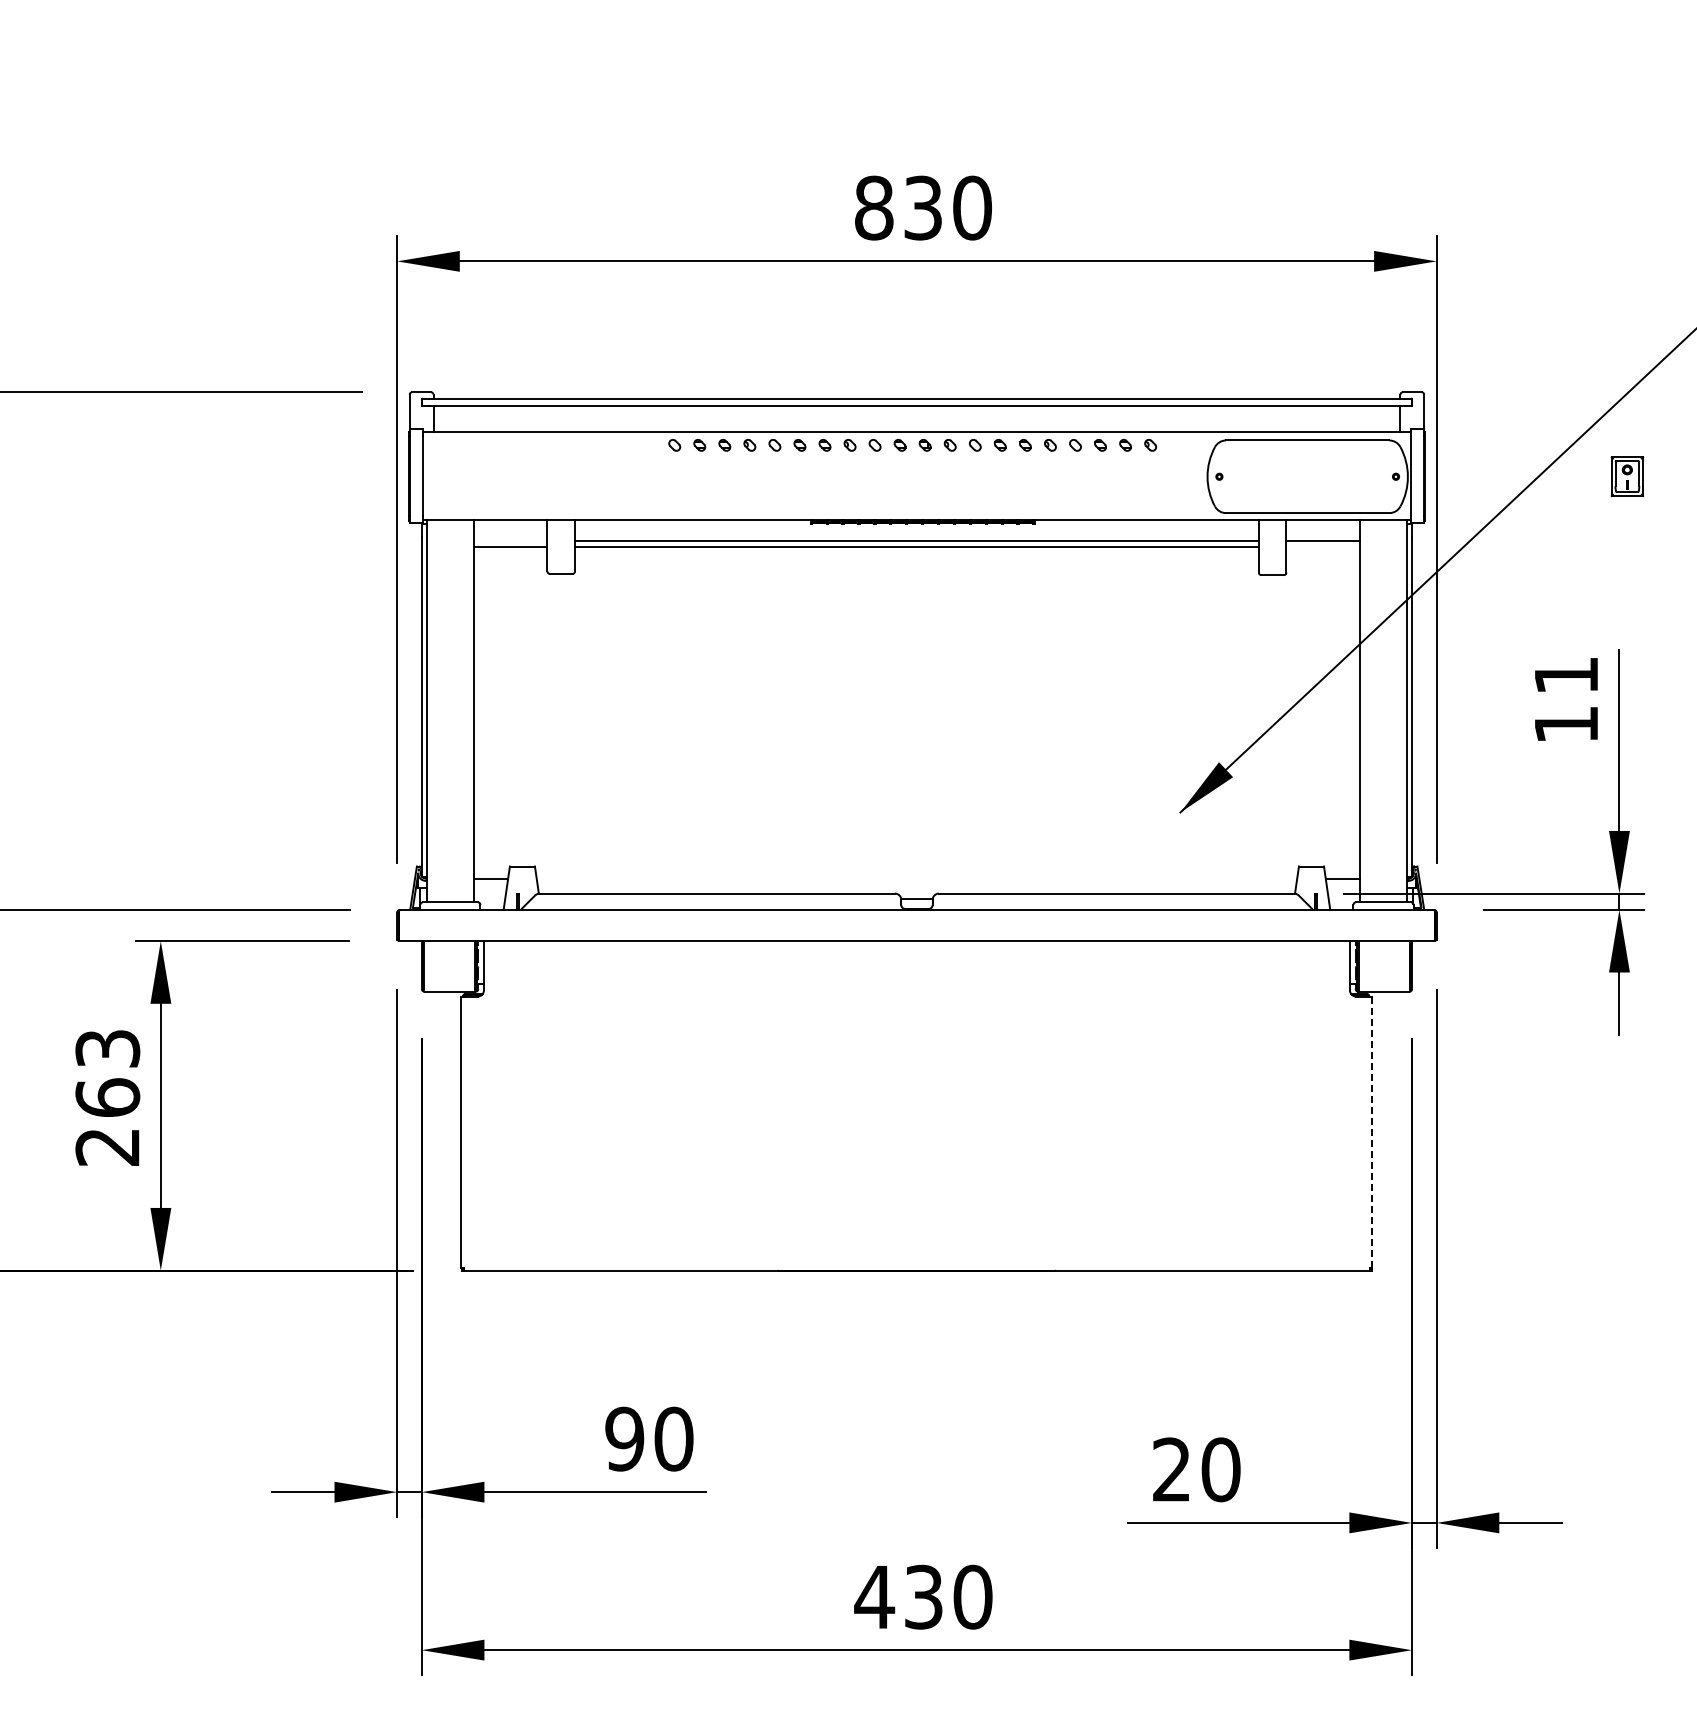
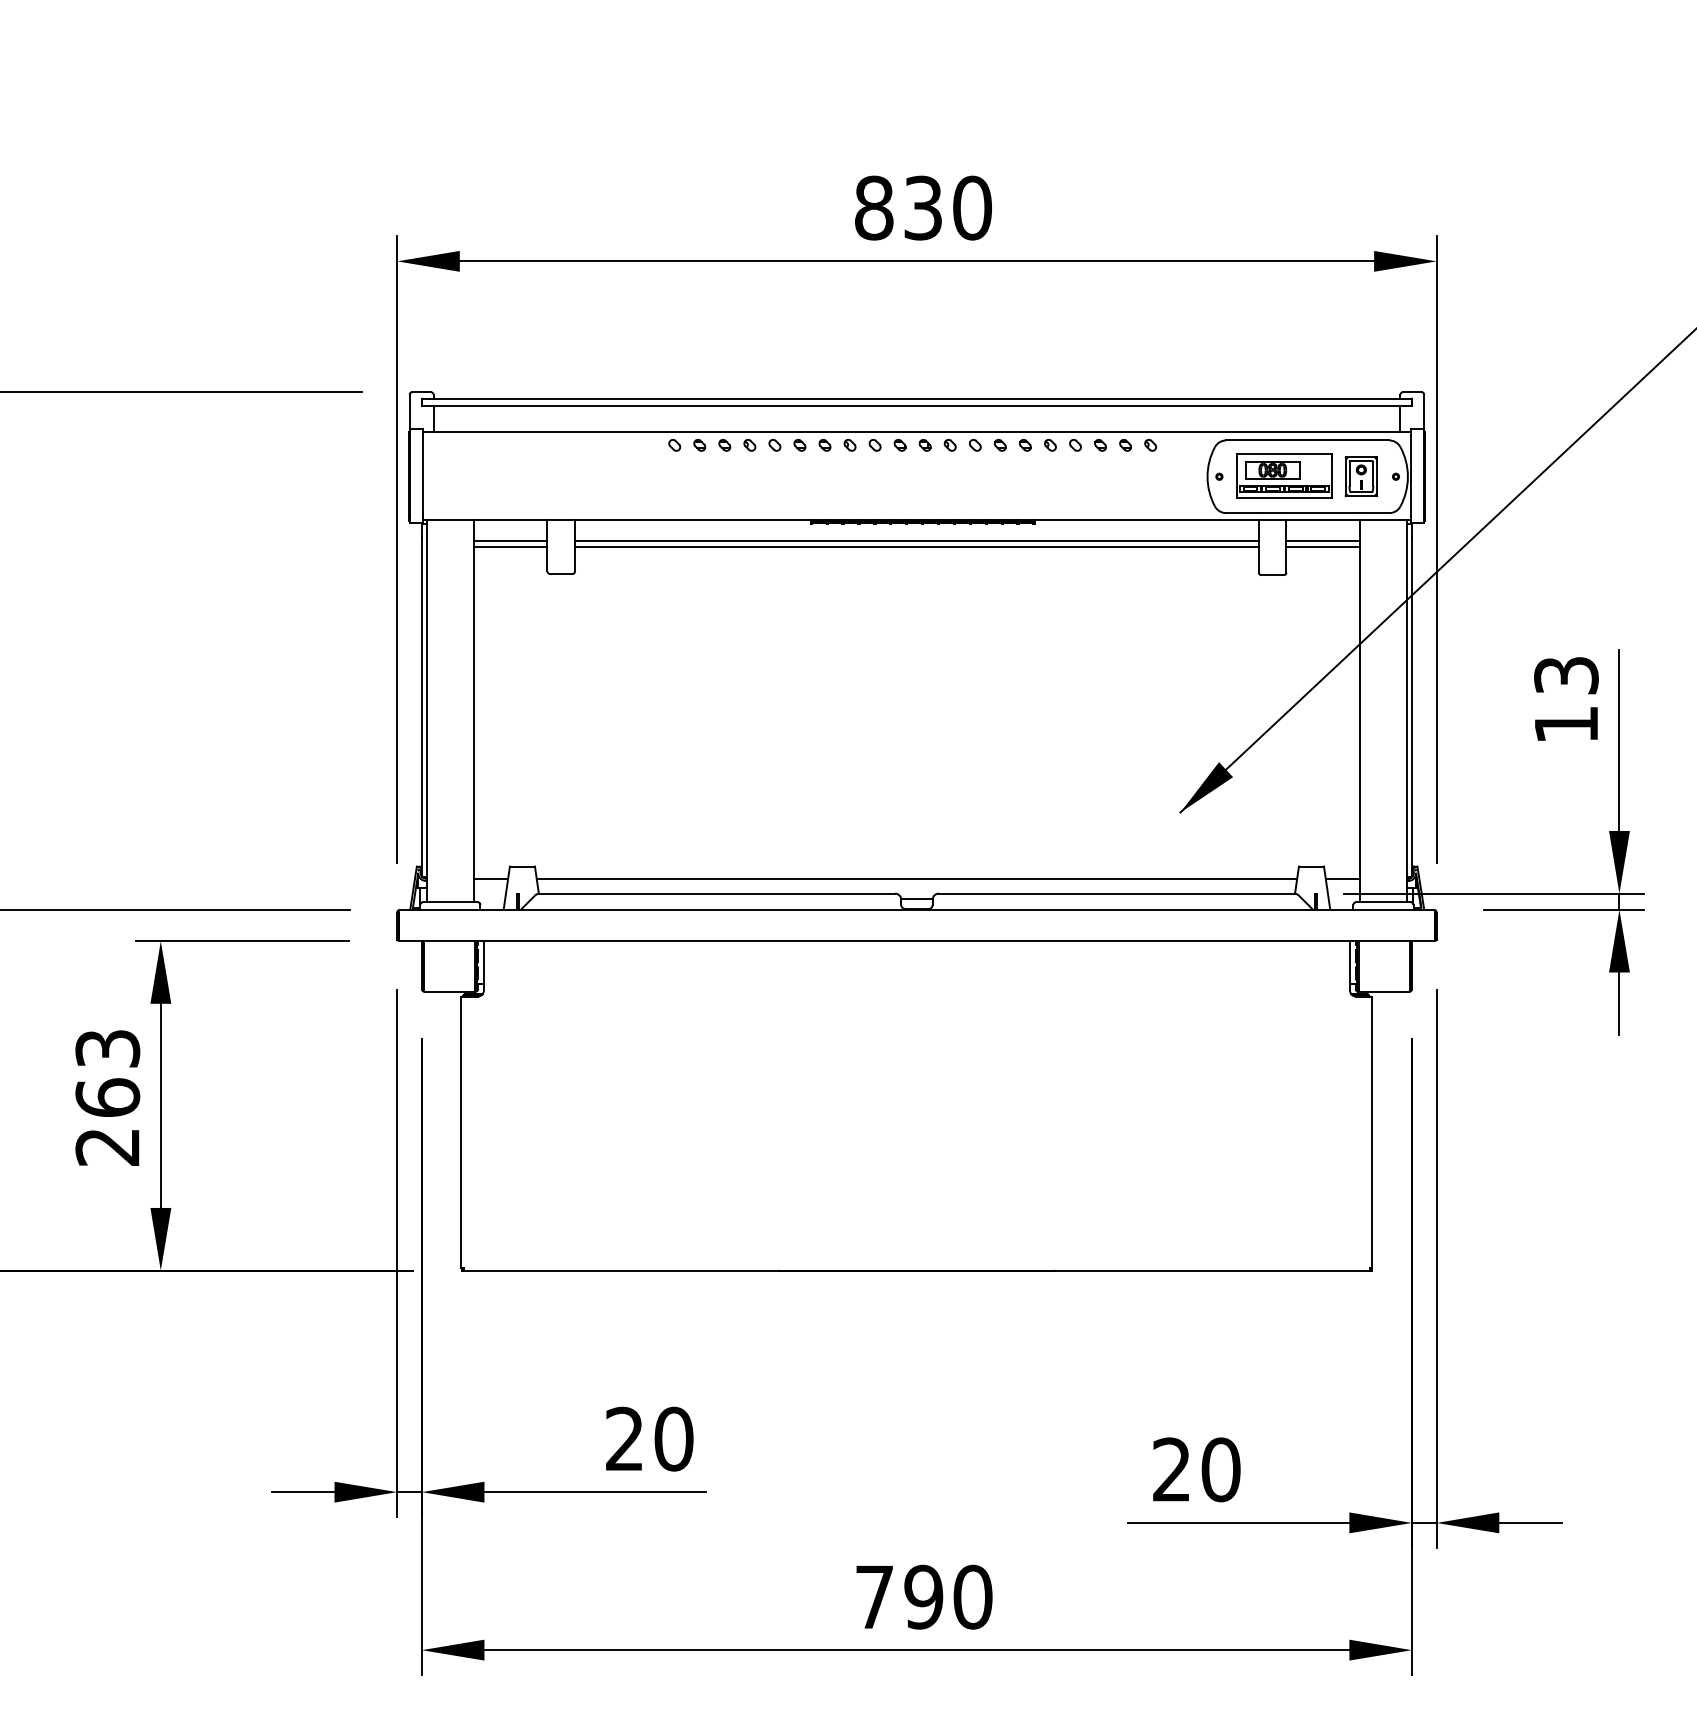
part: none -> present (1284, 475)
part position: (1627, 476) -> (1361, 476) (1361, 476)
line: none -> present (510, 541)
line: none -> present (1322, 547)
text: 11 -> 13 (1566, 675)
line: none -> present (916, 879)
line: dashed -> solid (1372, 1132)
text: 90 -> 20 (624, 1438)
text: 430 -> 790 (898, 1596)
